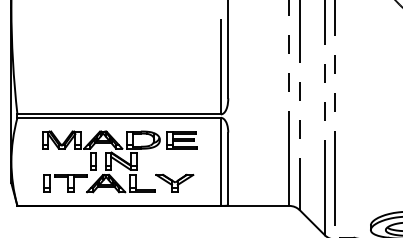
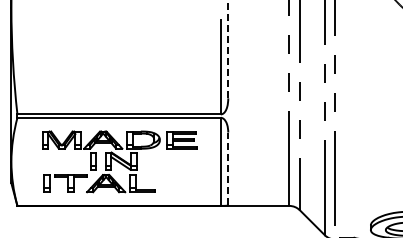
line: solid -> dashed (228, 49)
line: solid -> dashed (228, 168)
part: present -> none (174, 182)
